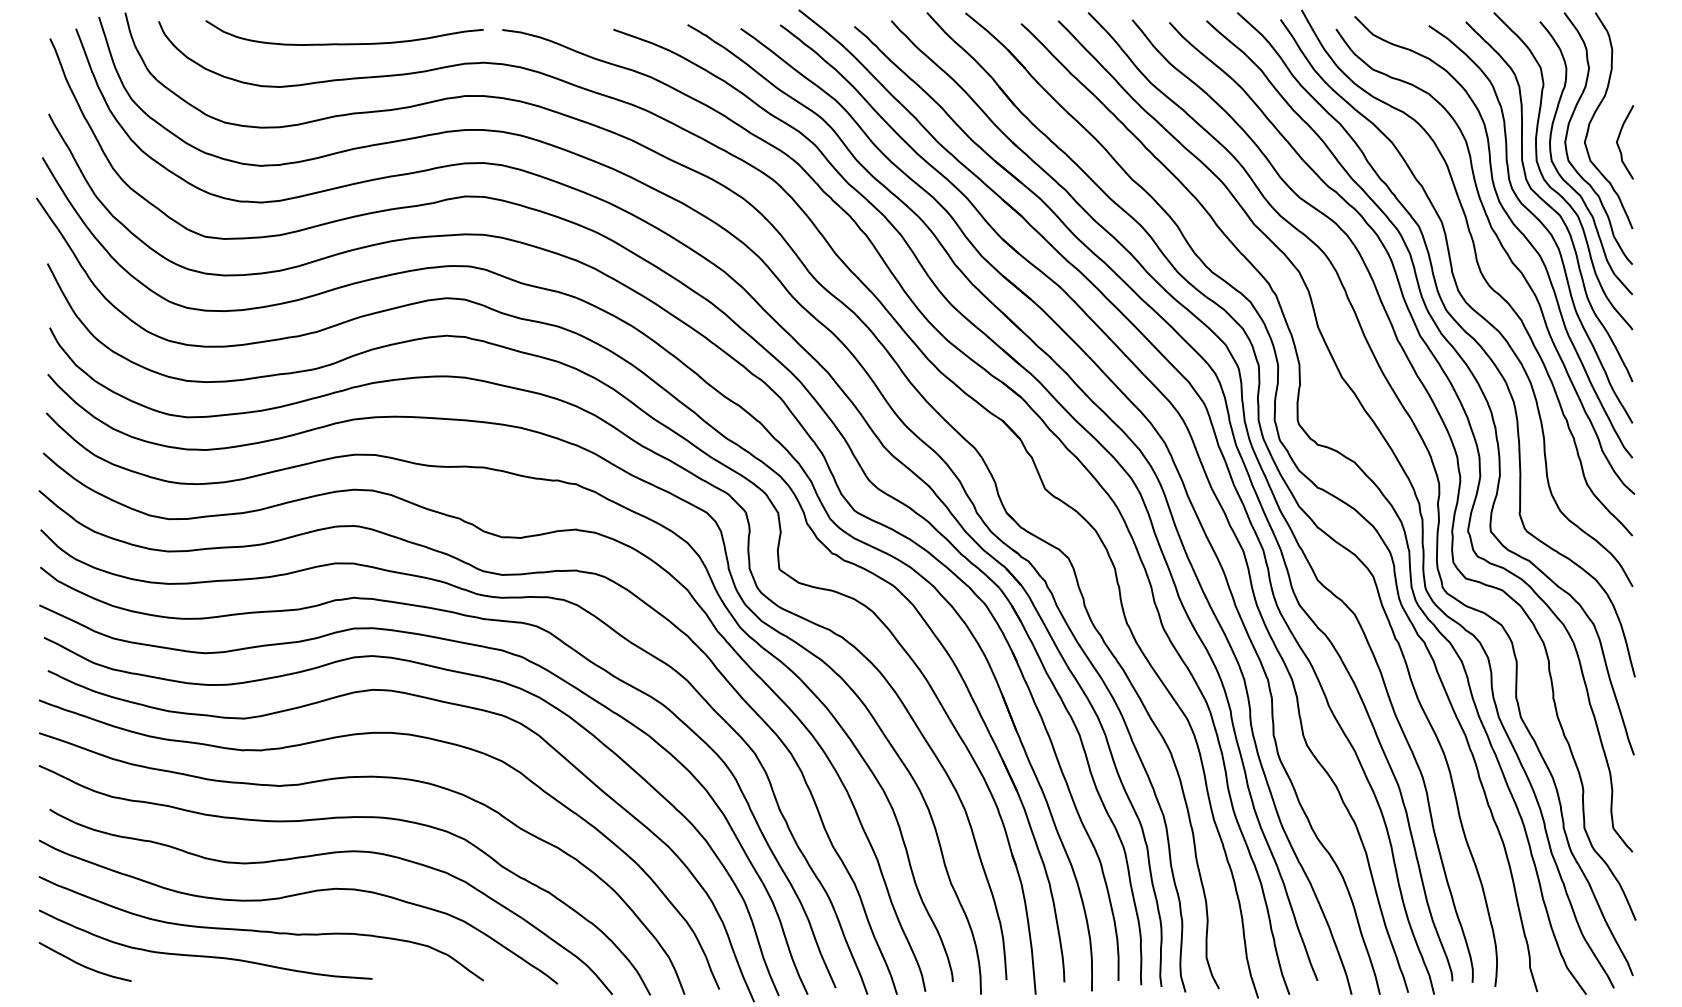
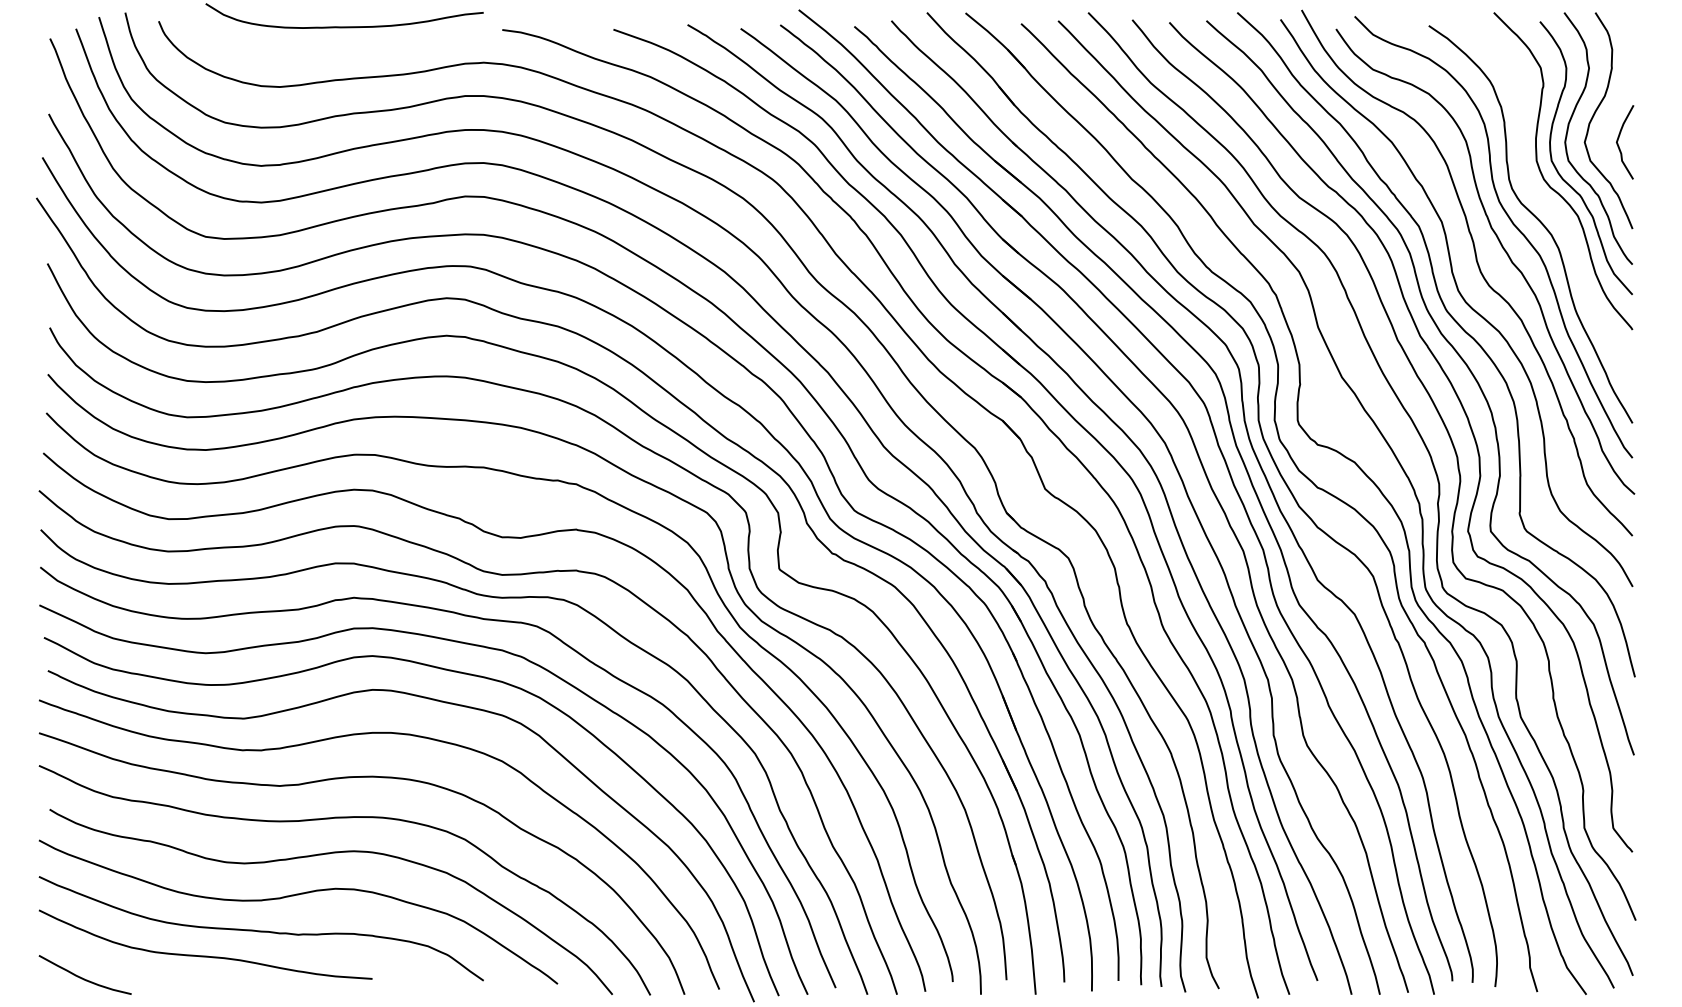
curve position: (344, 43) -> (344, 26) (344, 26)
curve: present -> none (1547, 202)
curve position: (82, 964) -> (82, 977) (82, 977)
